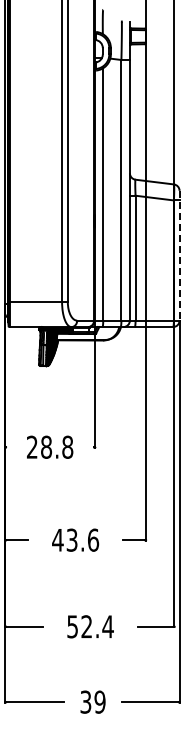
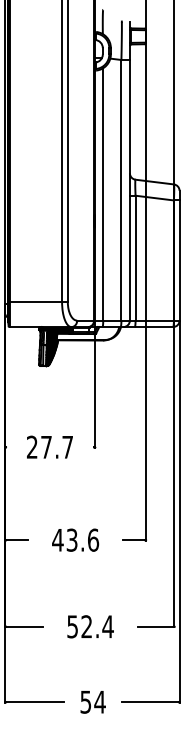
line: dashed -> solid (179, 255)
text: 28.8 -> 27.7 (57, 446)
text: 39 -> 54 (93, 701)
